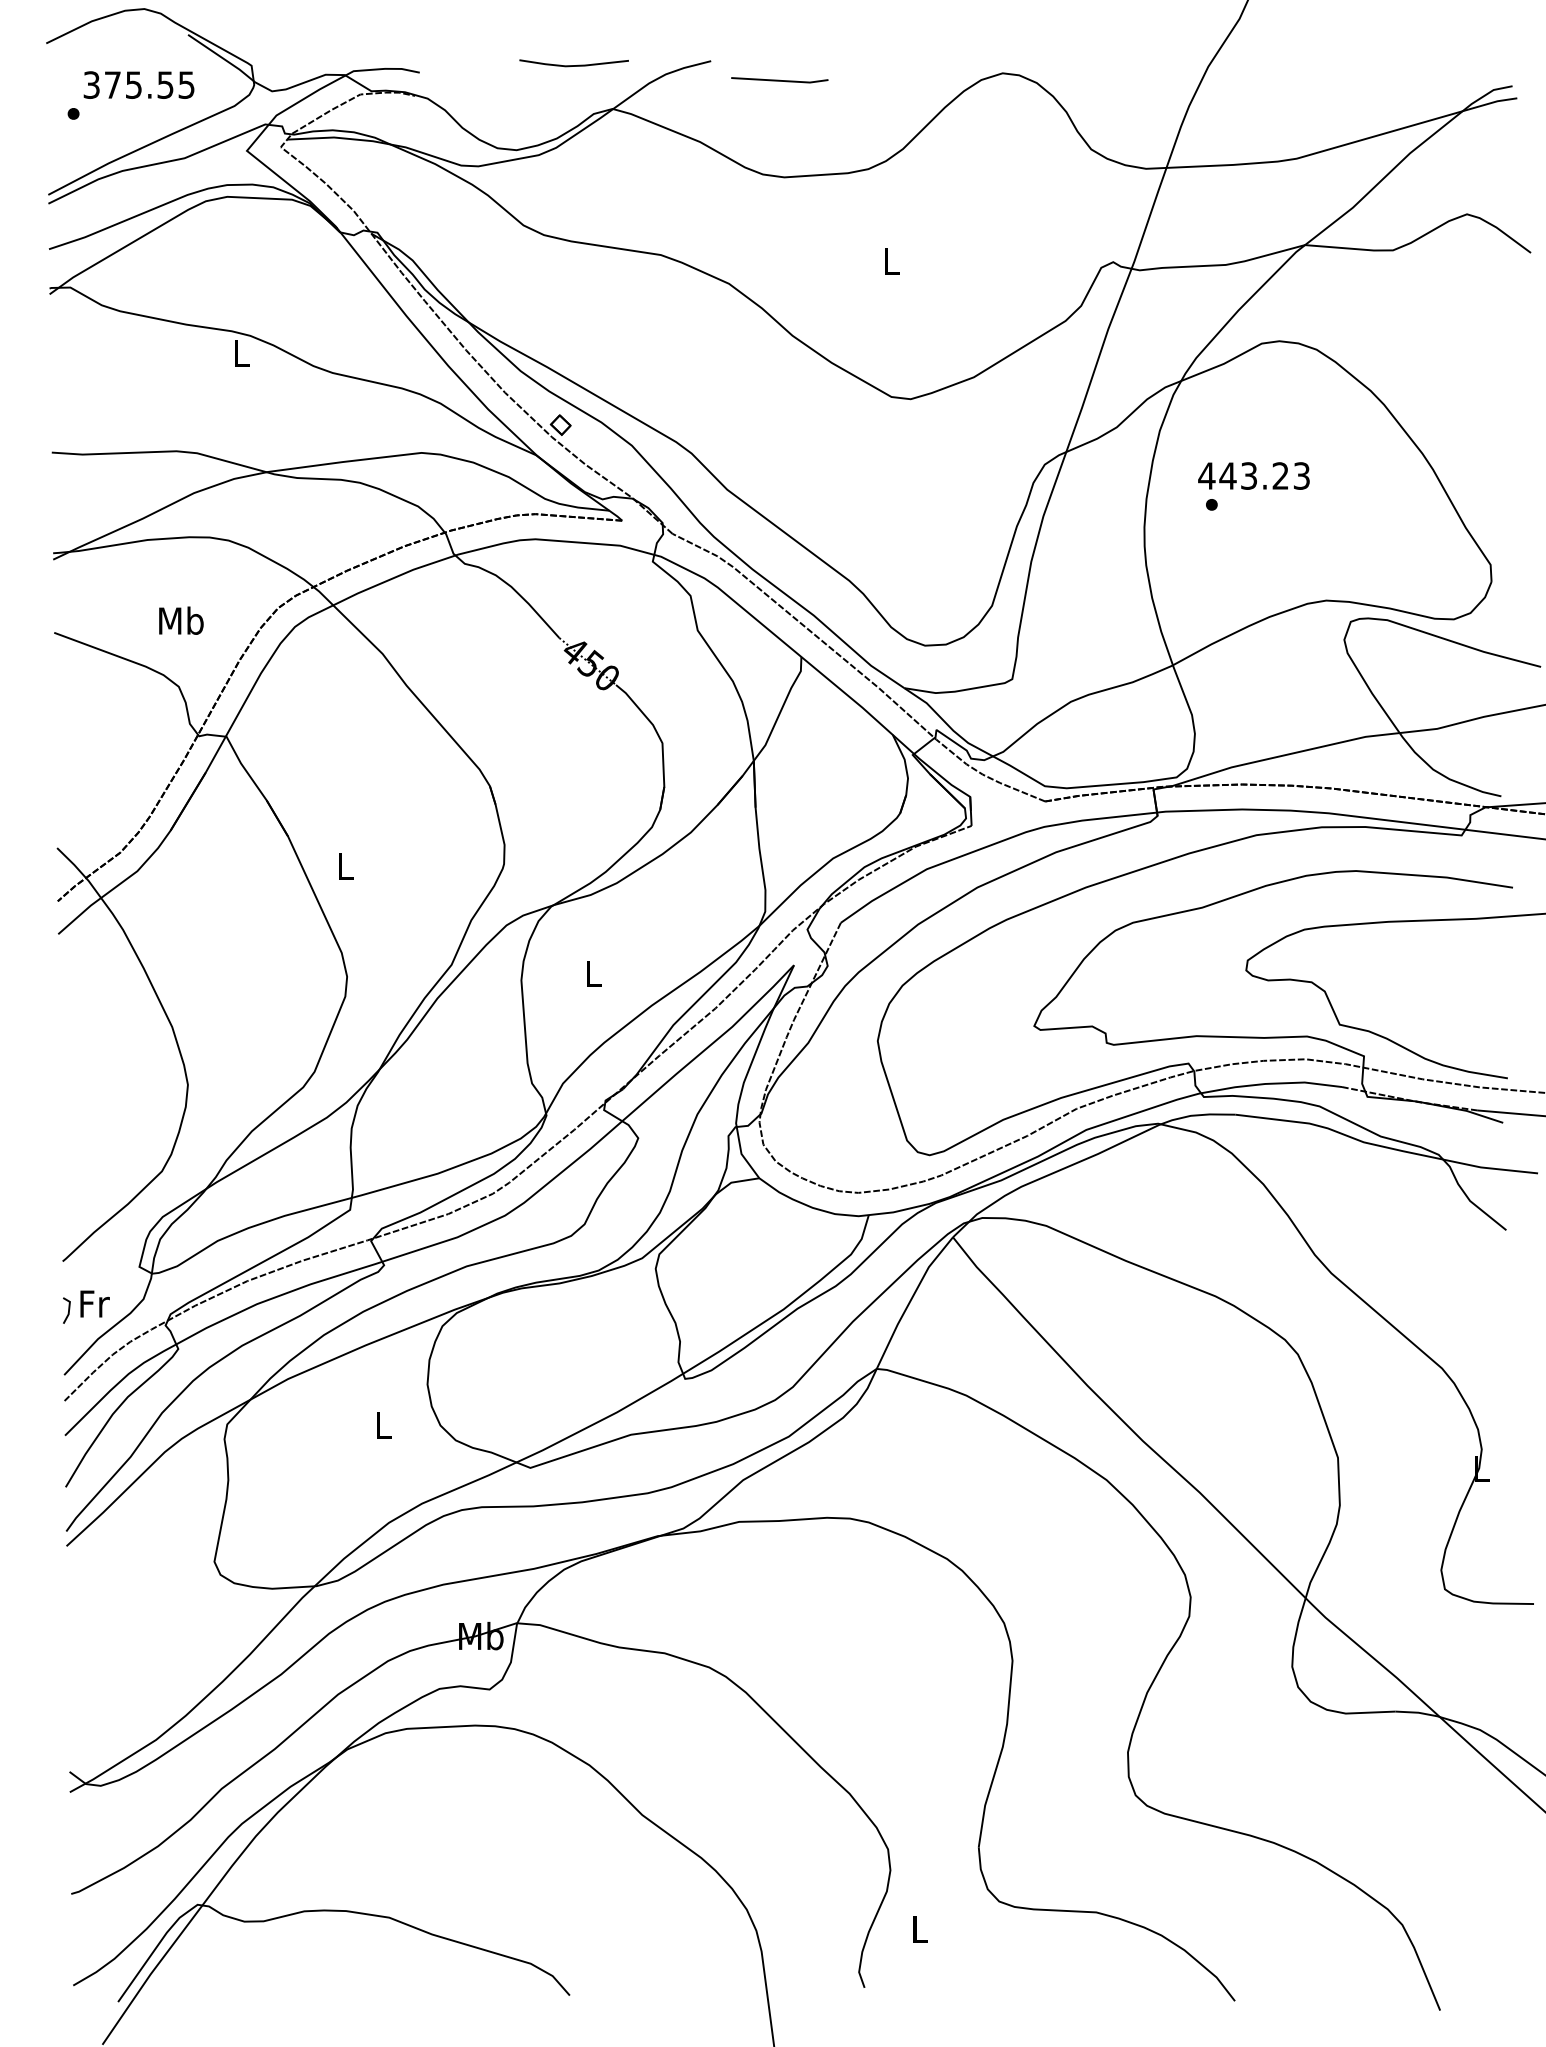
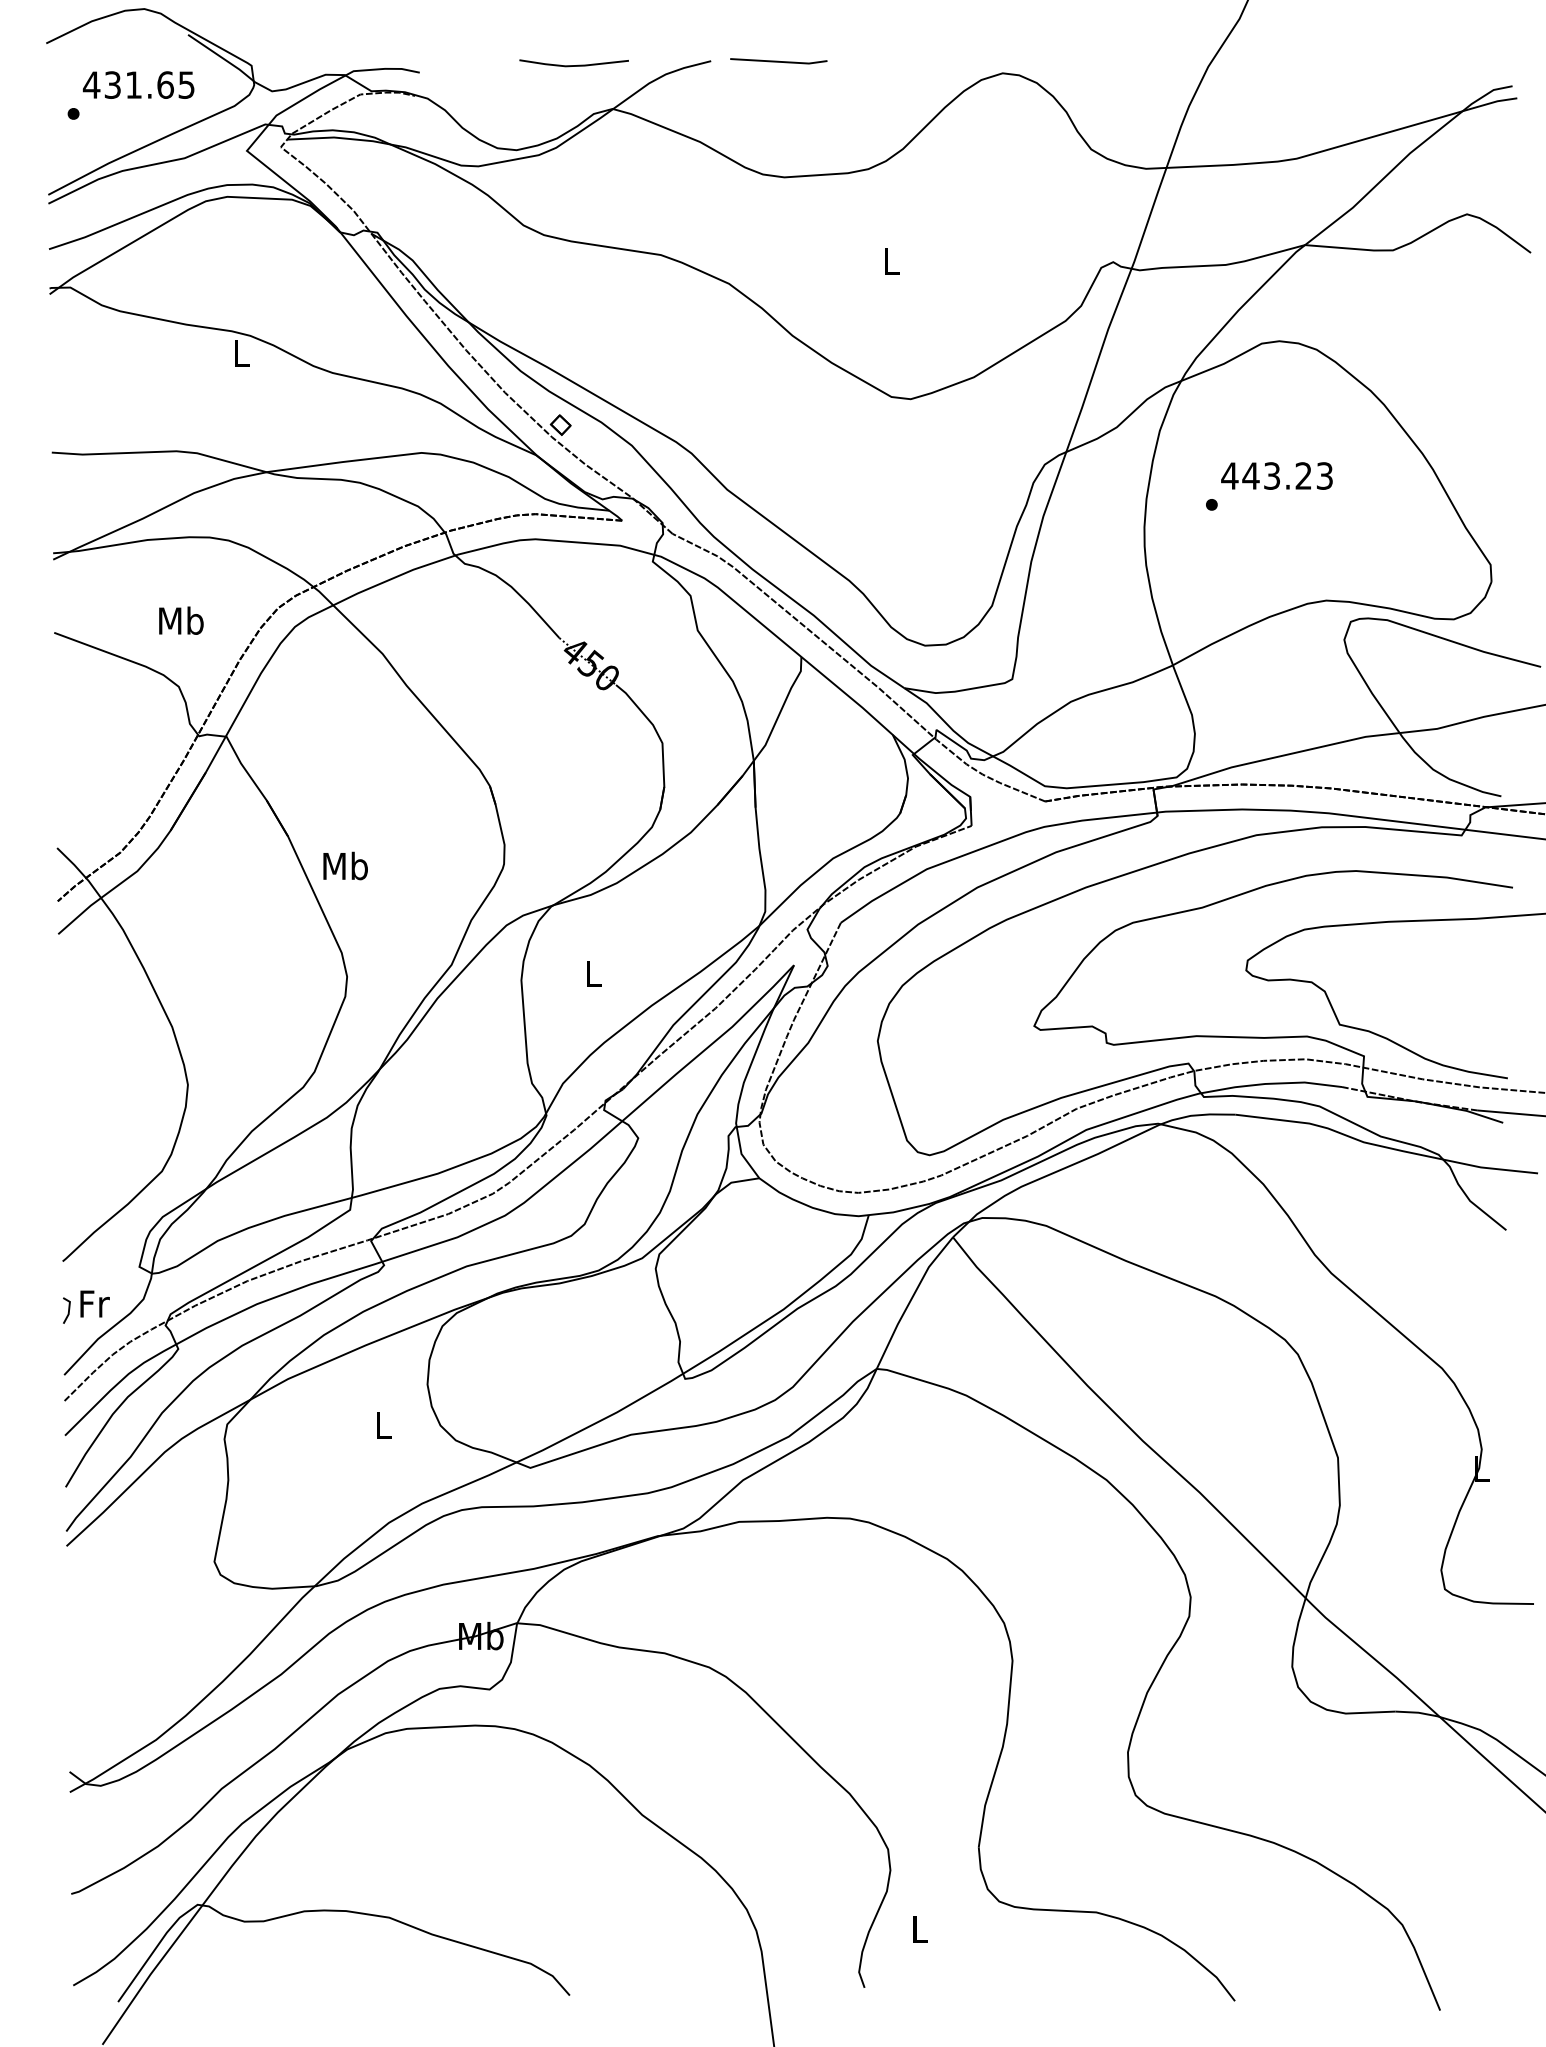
line position: (779, 80) -> (778, 61) (778, 61)
text: 375.55 -> 431.65 (127, 84)
text position: (1253, 475) -> (1276, 475) (1276, 475)
text: L -> Mb (345, 865)
